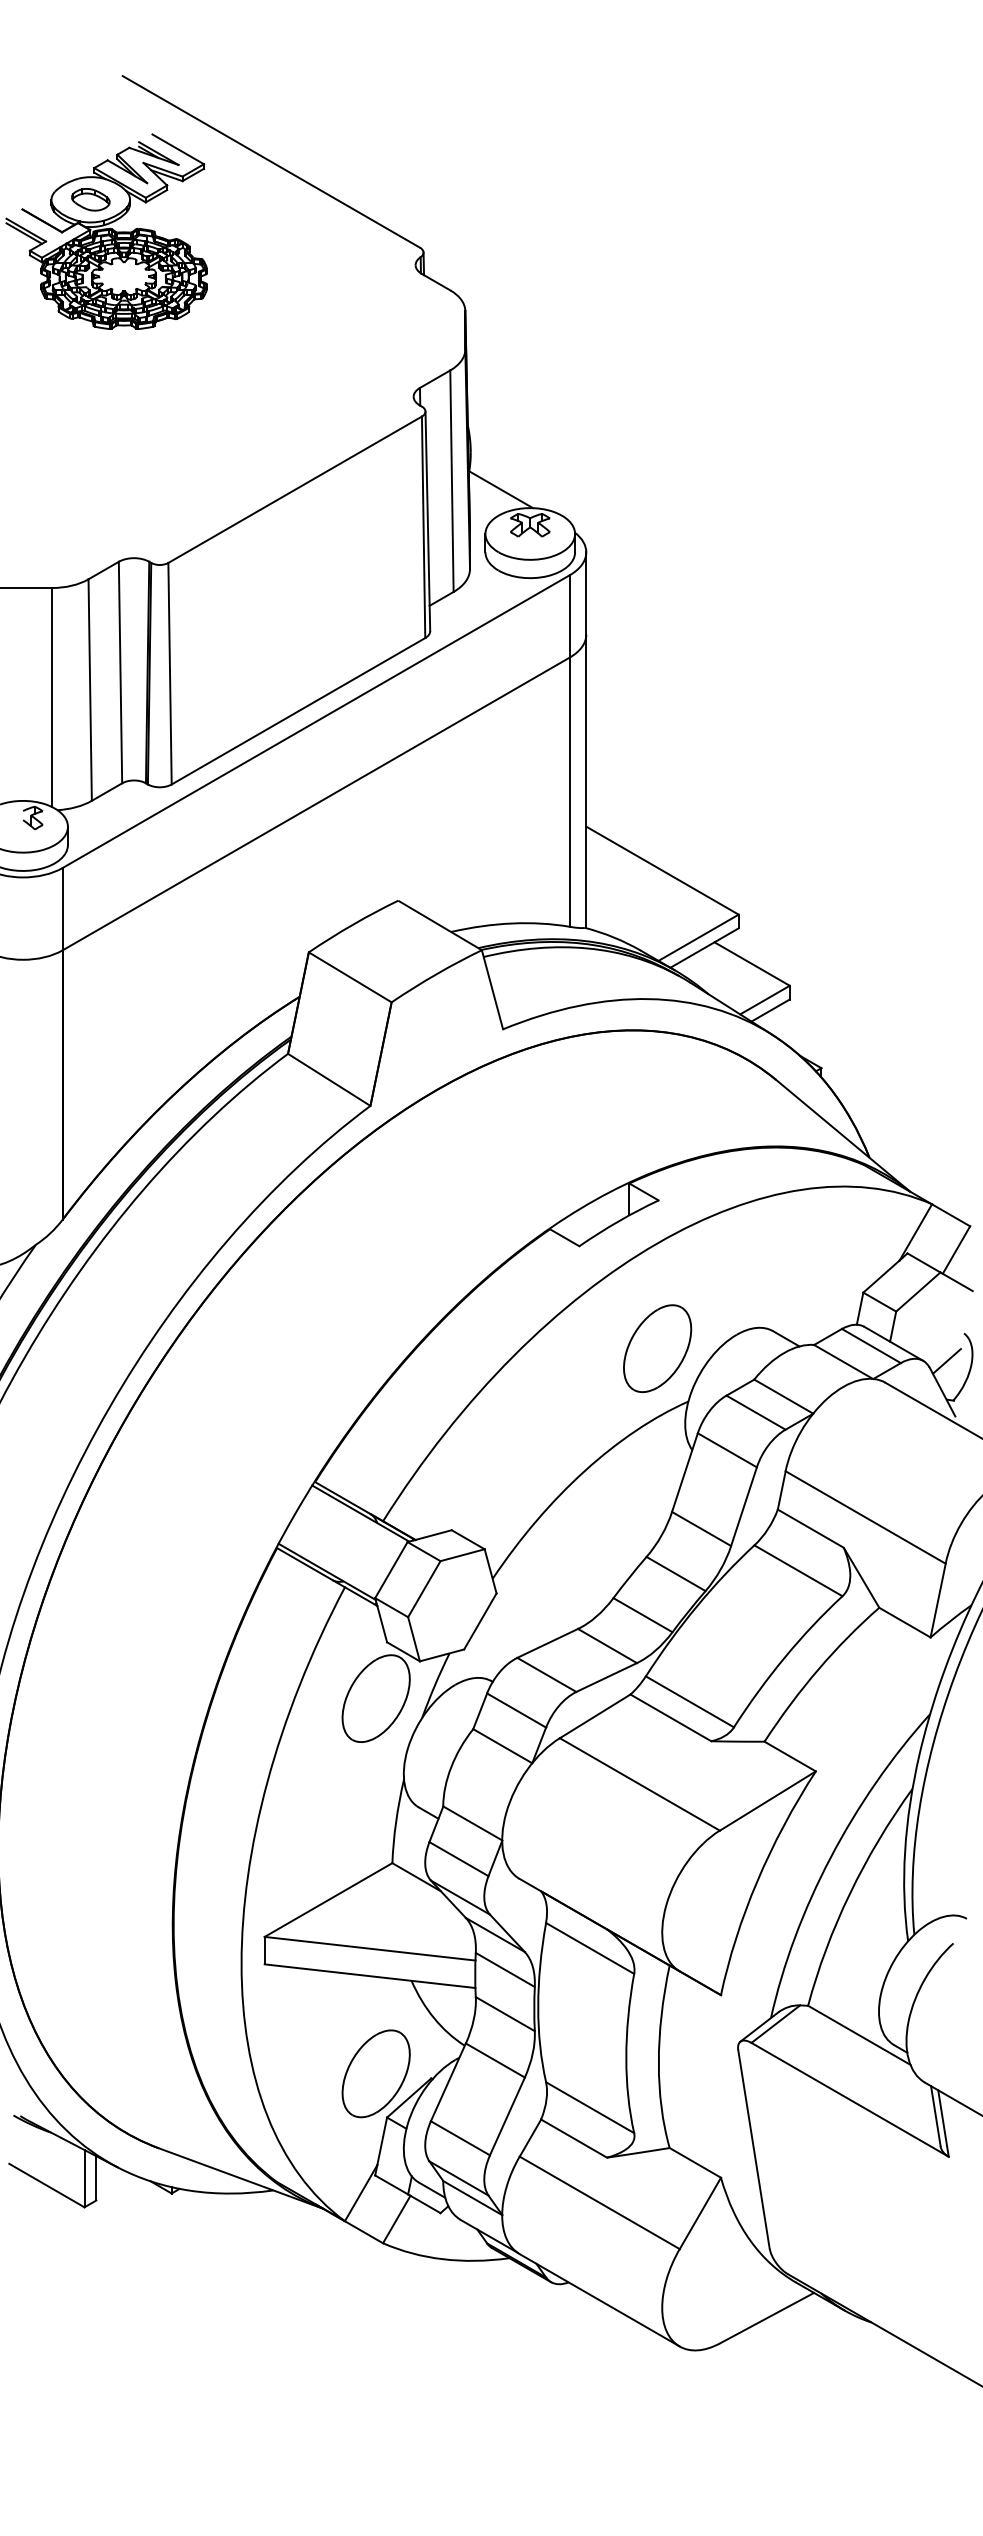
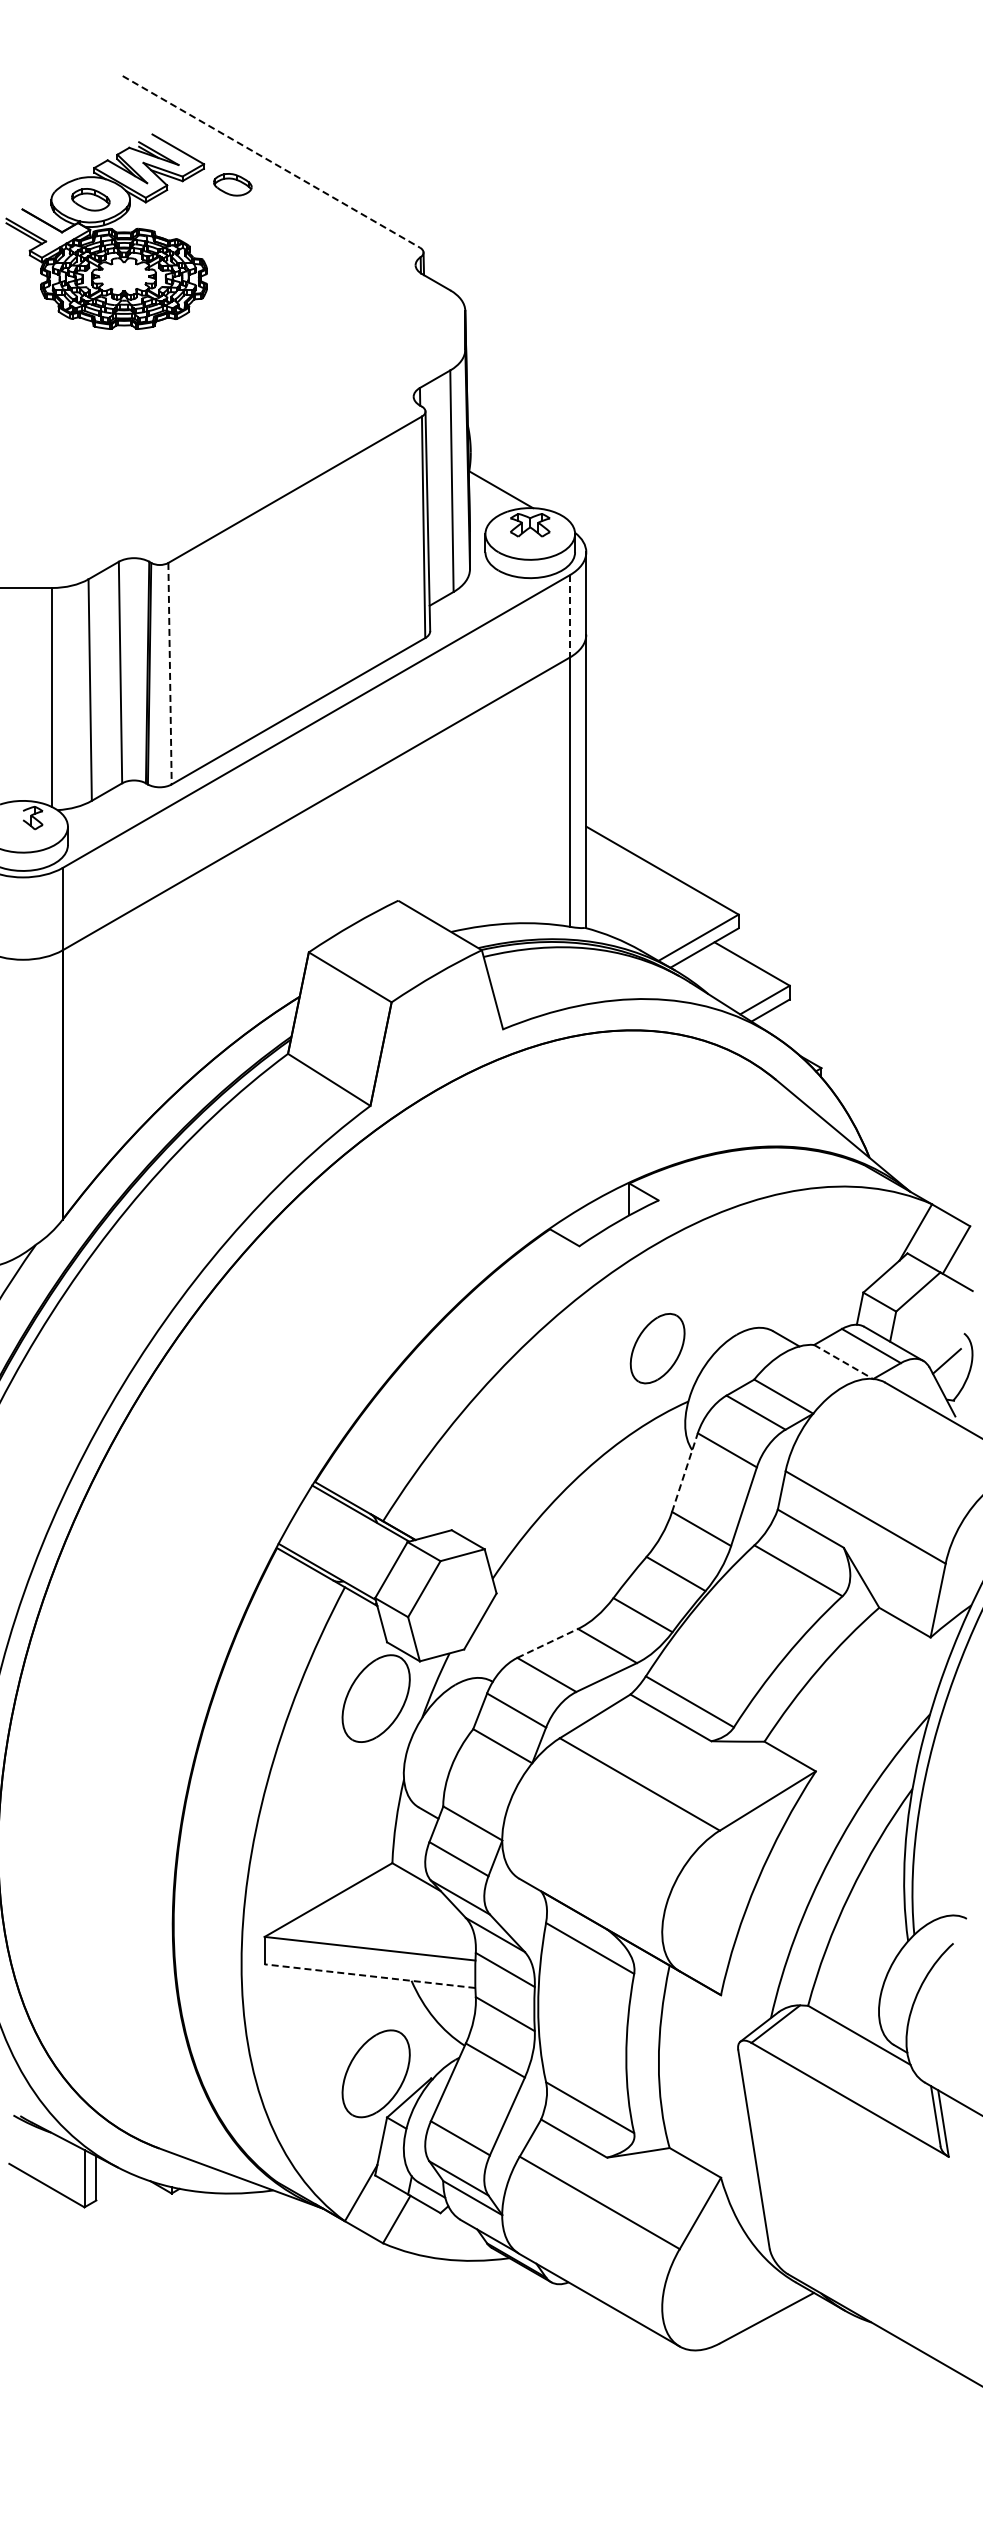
line: solid -> dashed (271, 161)
part: none -> present (232, 184)
line: solid -> dashed (569, 616)
line: solid -> dashed (170, 673)
part size: 70x89 px -> 57x72 px (657, 1348)
line: solid -> dashed (843, 1361)
line: solid -> dashed (685, 1472)
line: solid -> dashed (547, 1643)
line: solid -> dashed (369, 1976)
